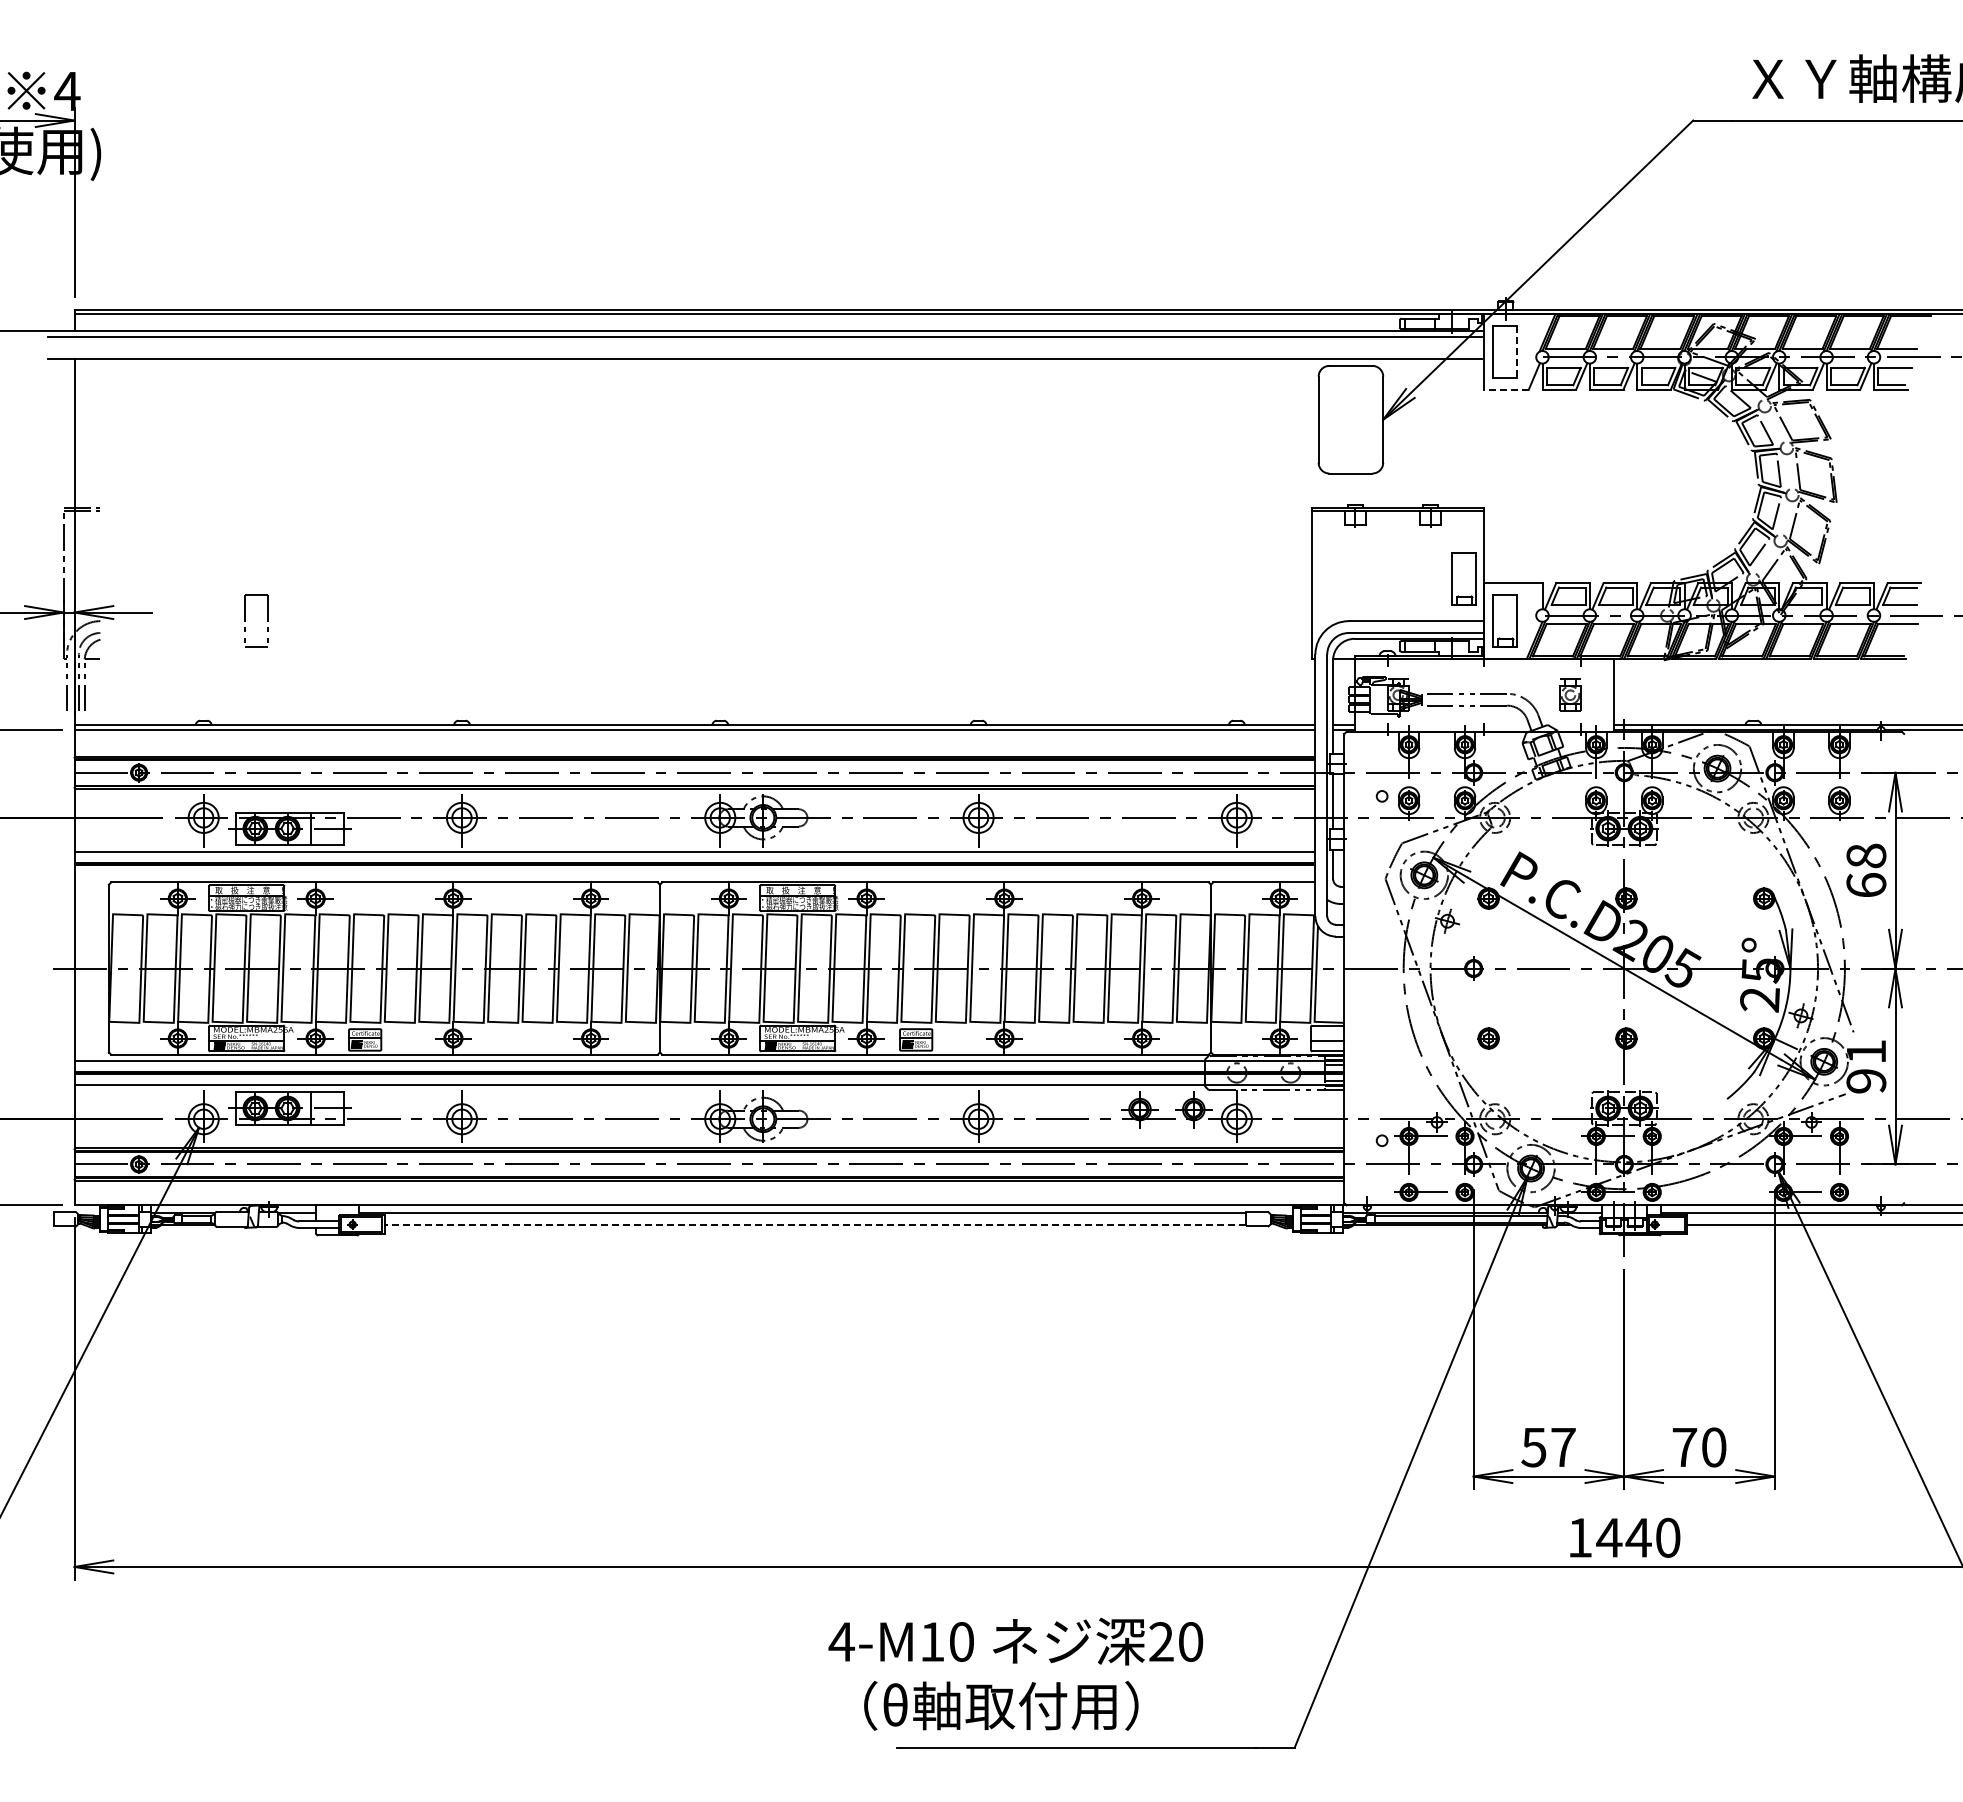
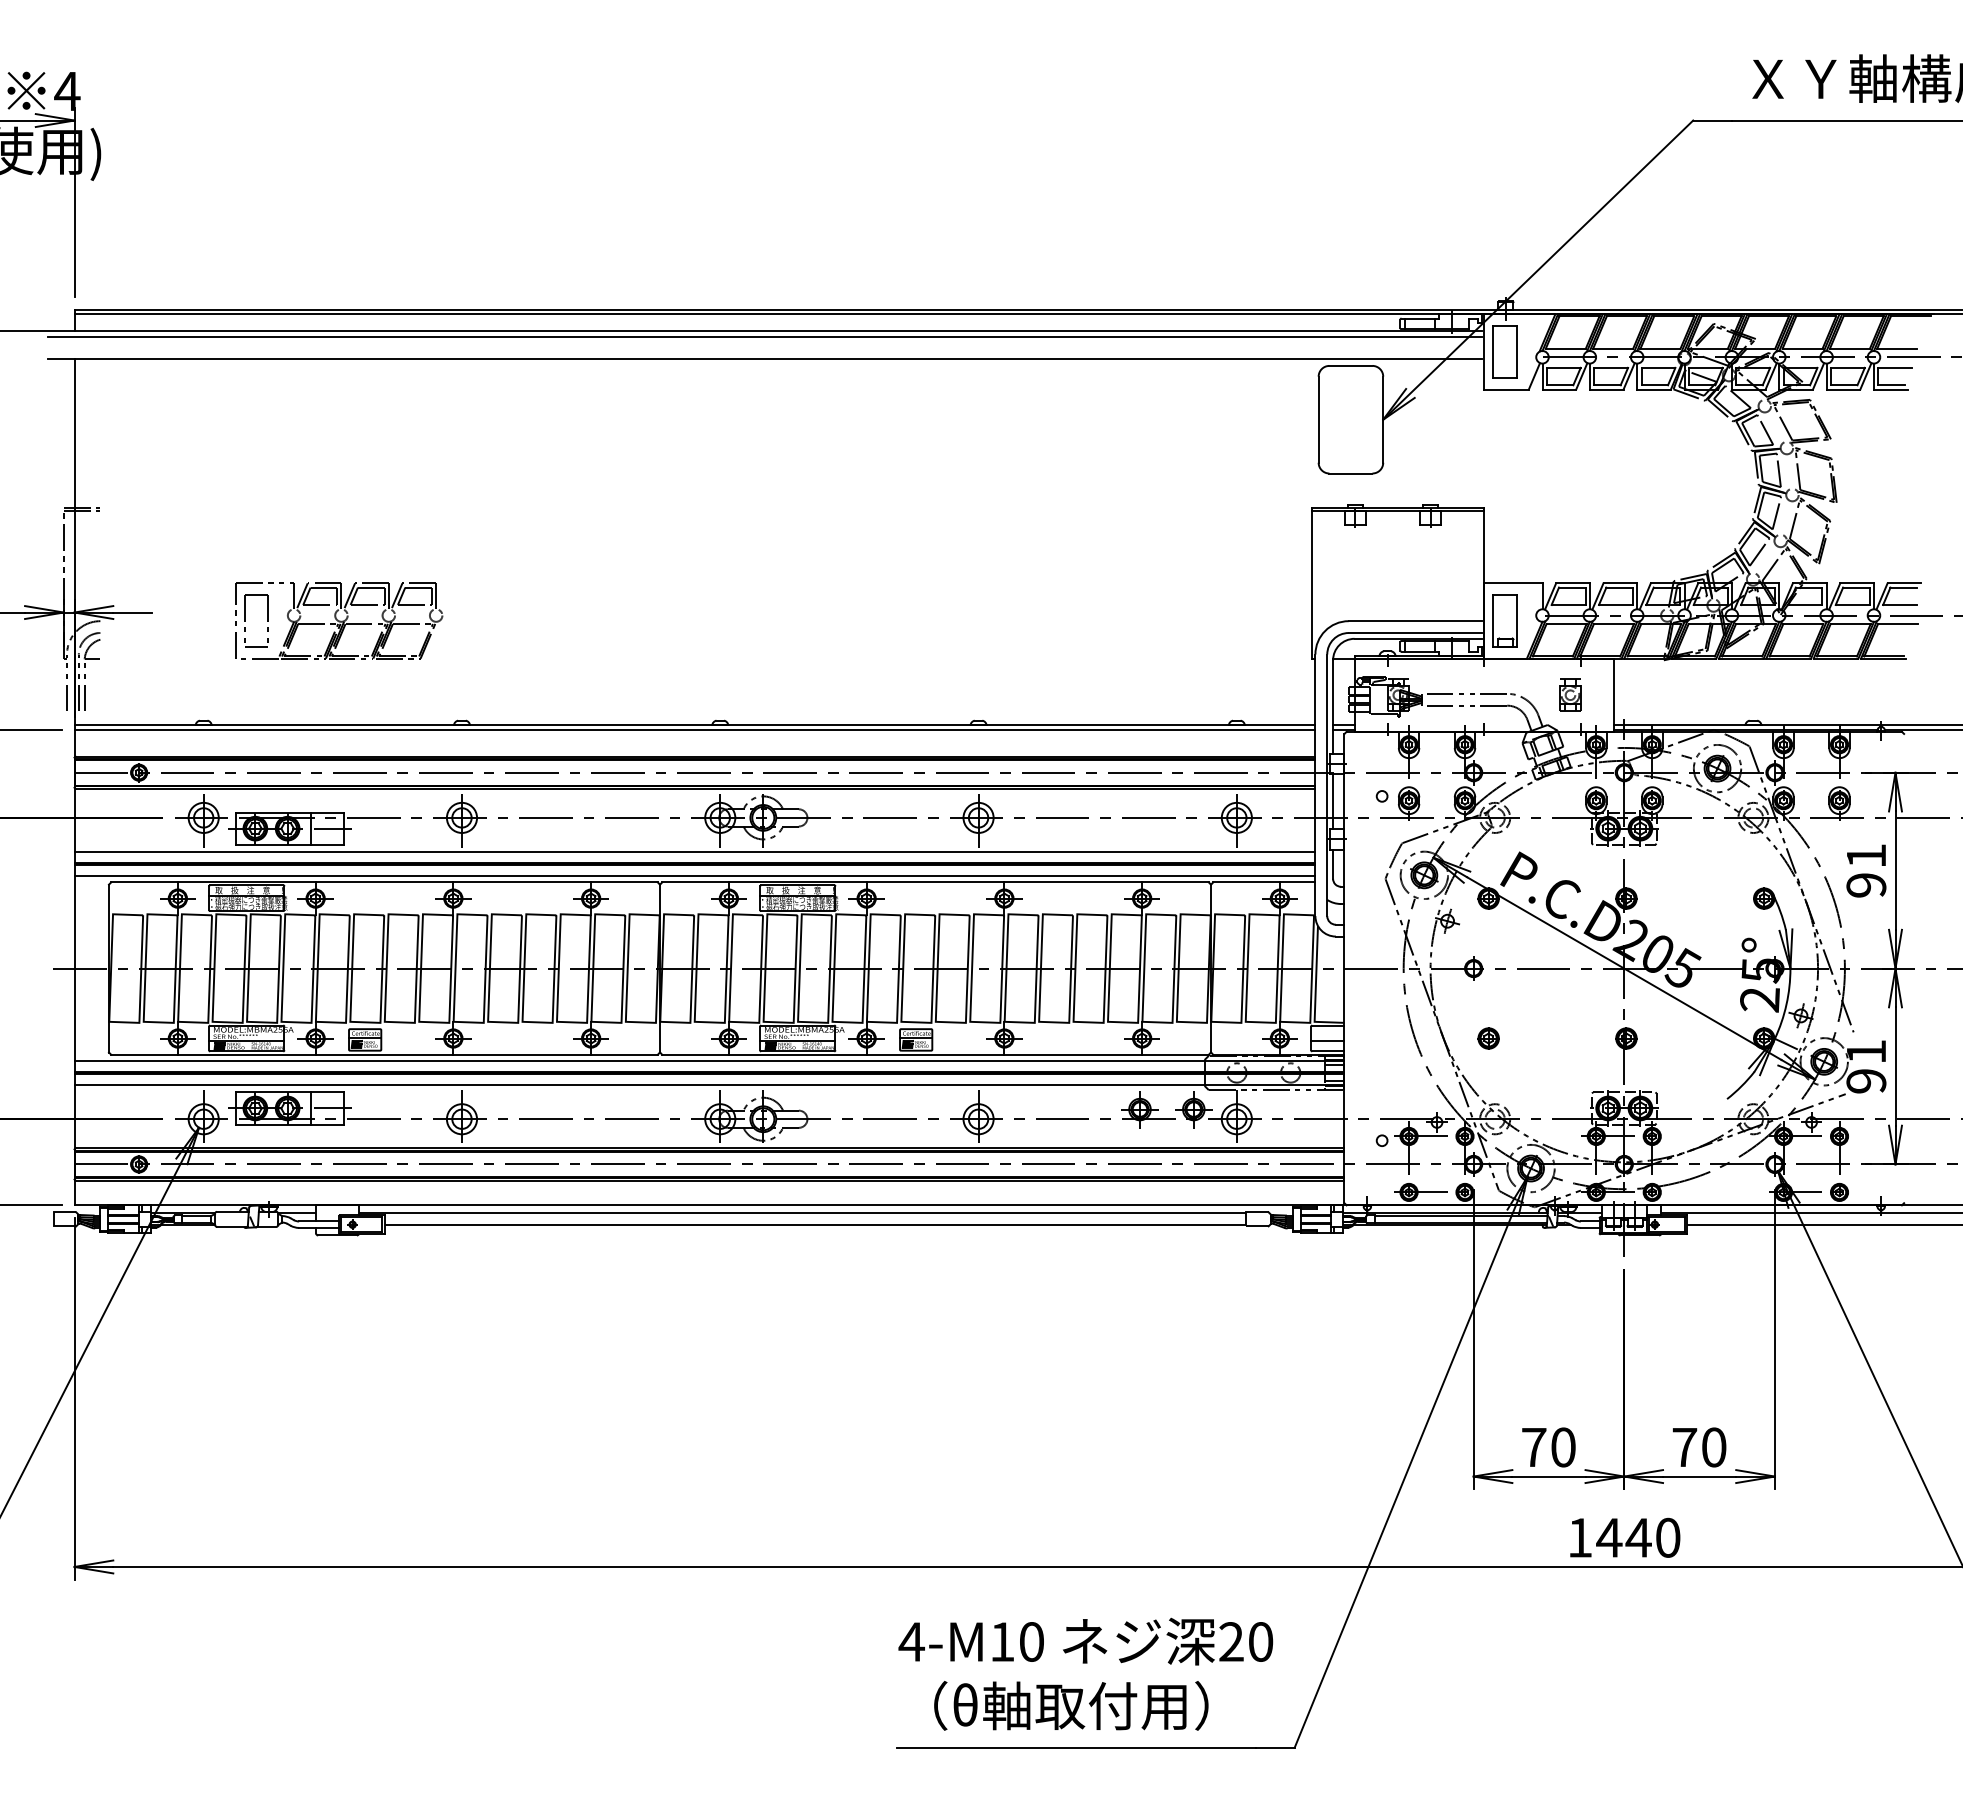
line: dashed -> solid (1516, 352)
line: dashed -> solid (1506, 389)
part: present -> none (1463, 578)
part: none -> present (339, 620)
text: 68 -> 91 (1866, 870)
line: none -> present (694, 876)
line: dashed -> solid (815, 1225)
text: 57 -> 70 (1548, 1447)
text position: (1015, 1673) -> (1085, 1673) (1085, 1673)
